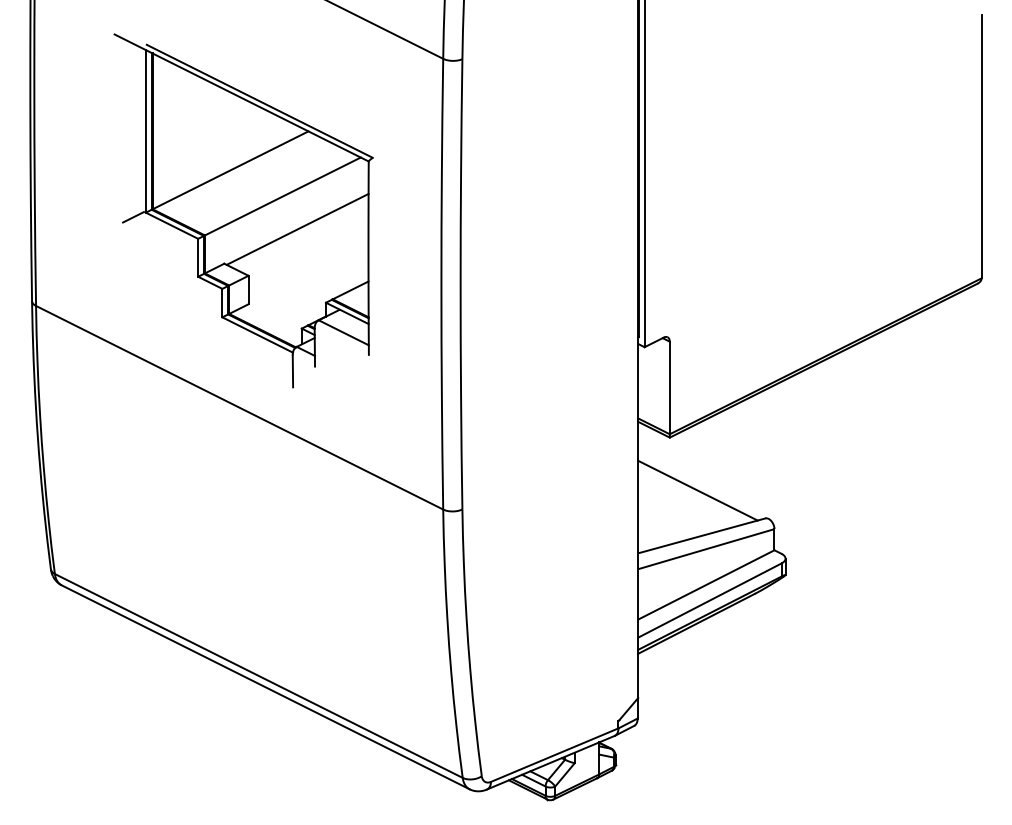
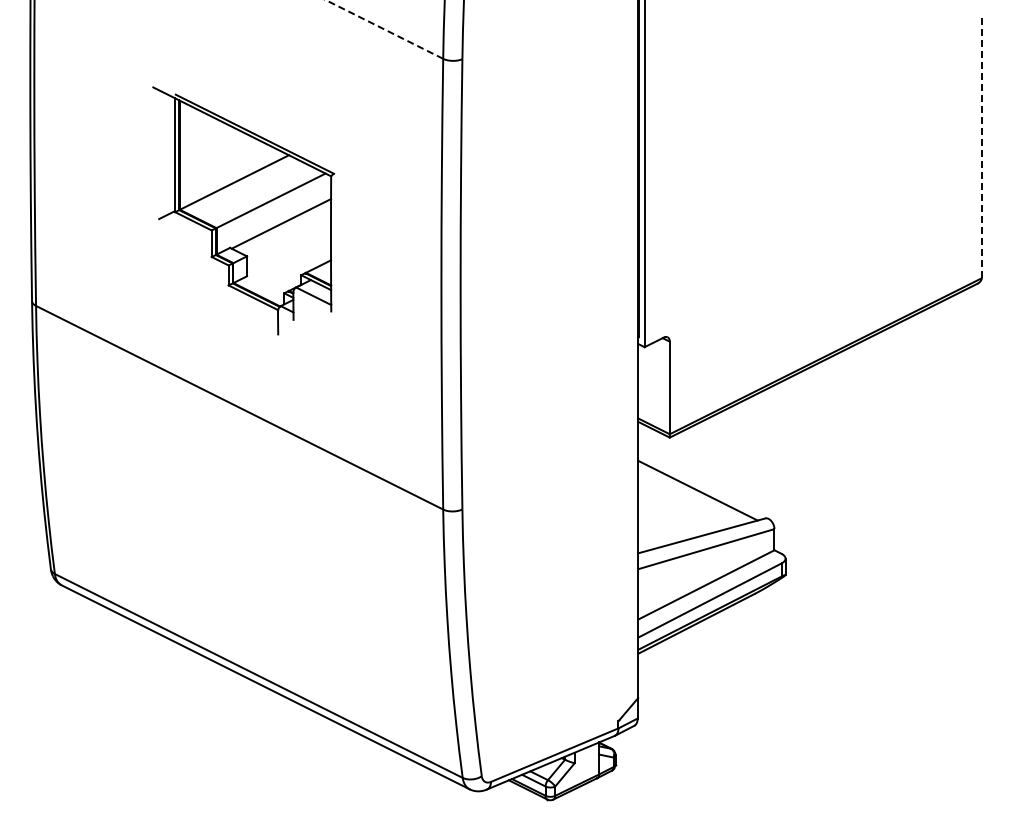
line: solid -> dashed (384, 29)
line: solid -> dashed (981, 146)
part size: 261x356 px -> 183x250 px (243, 210)
